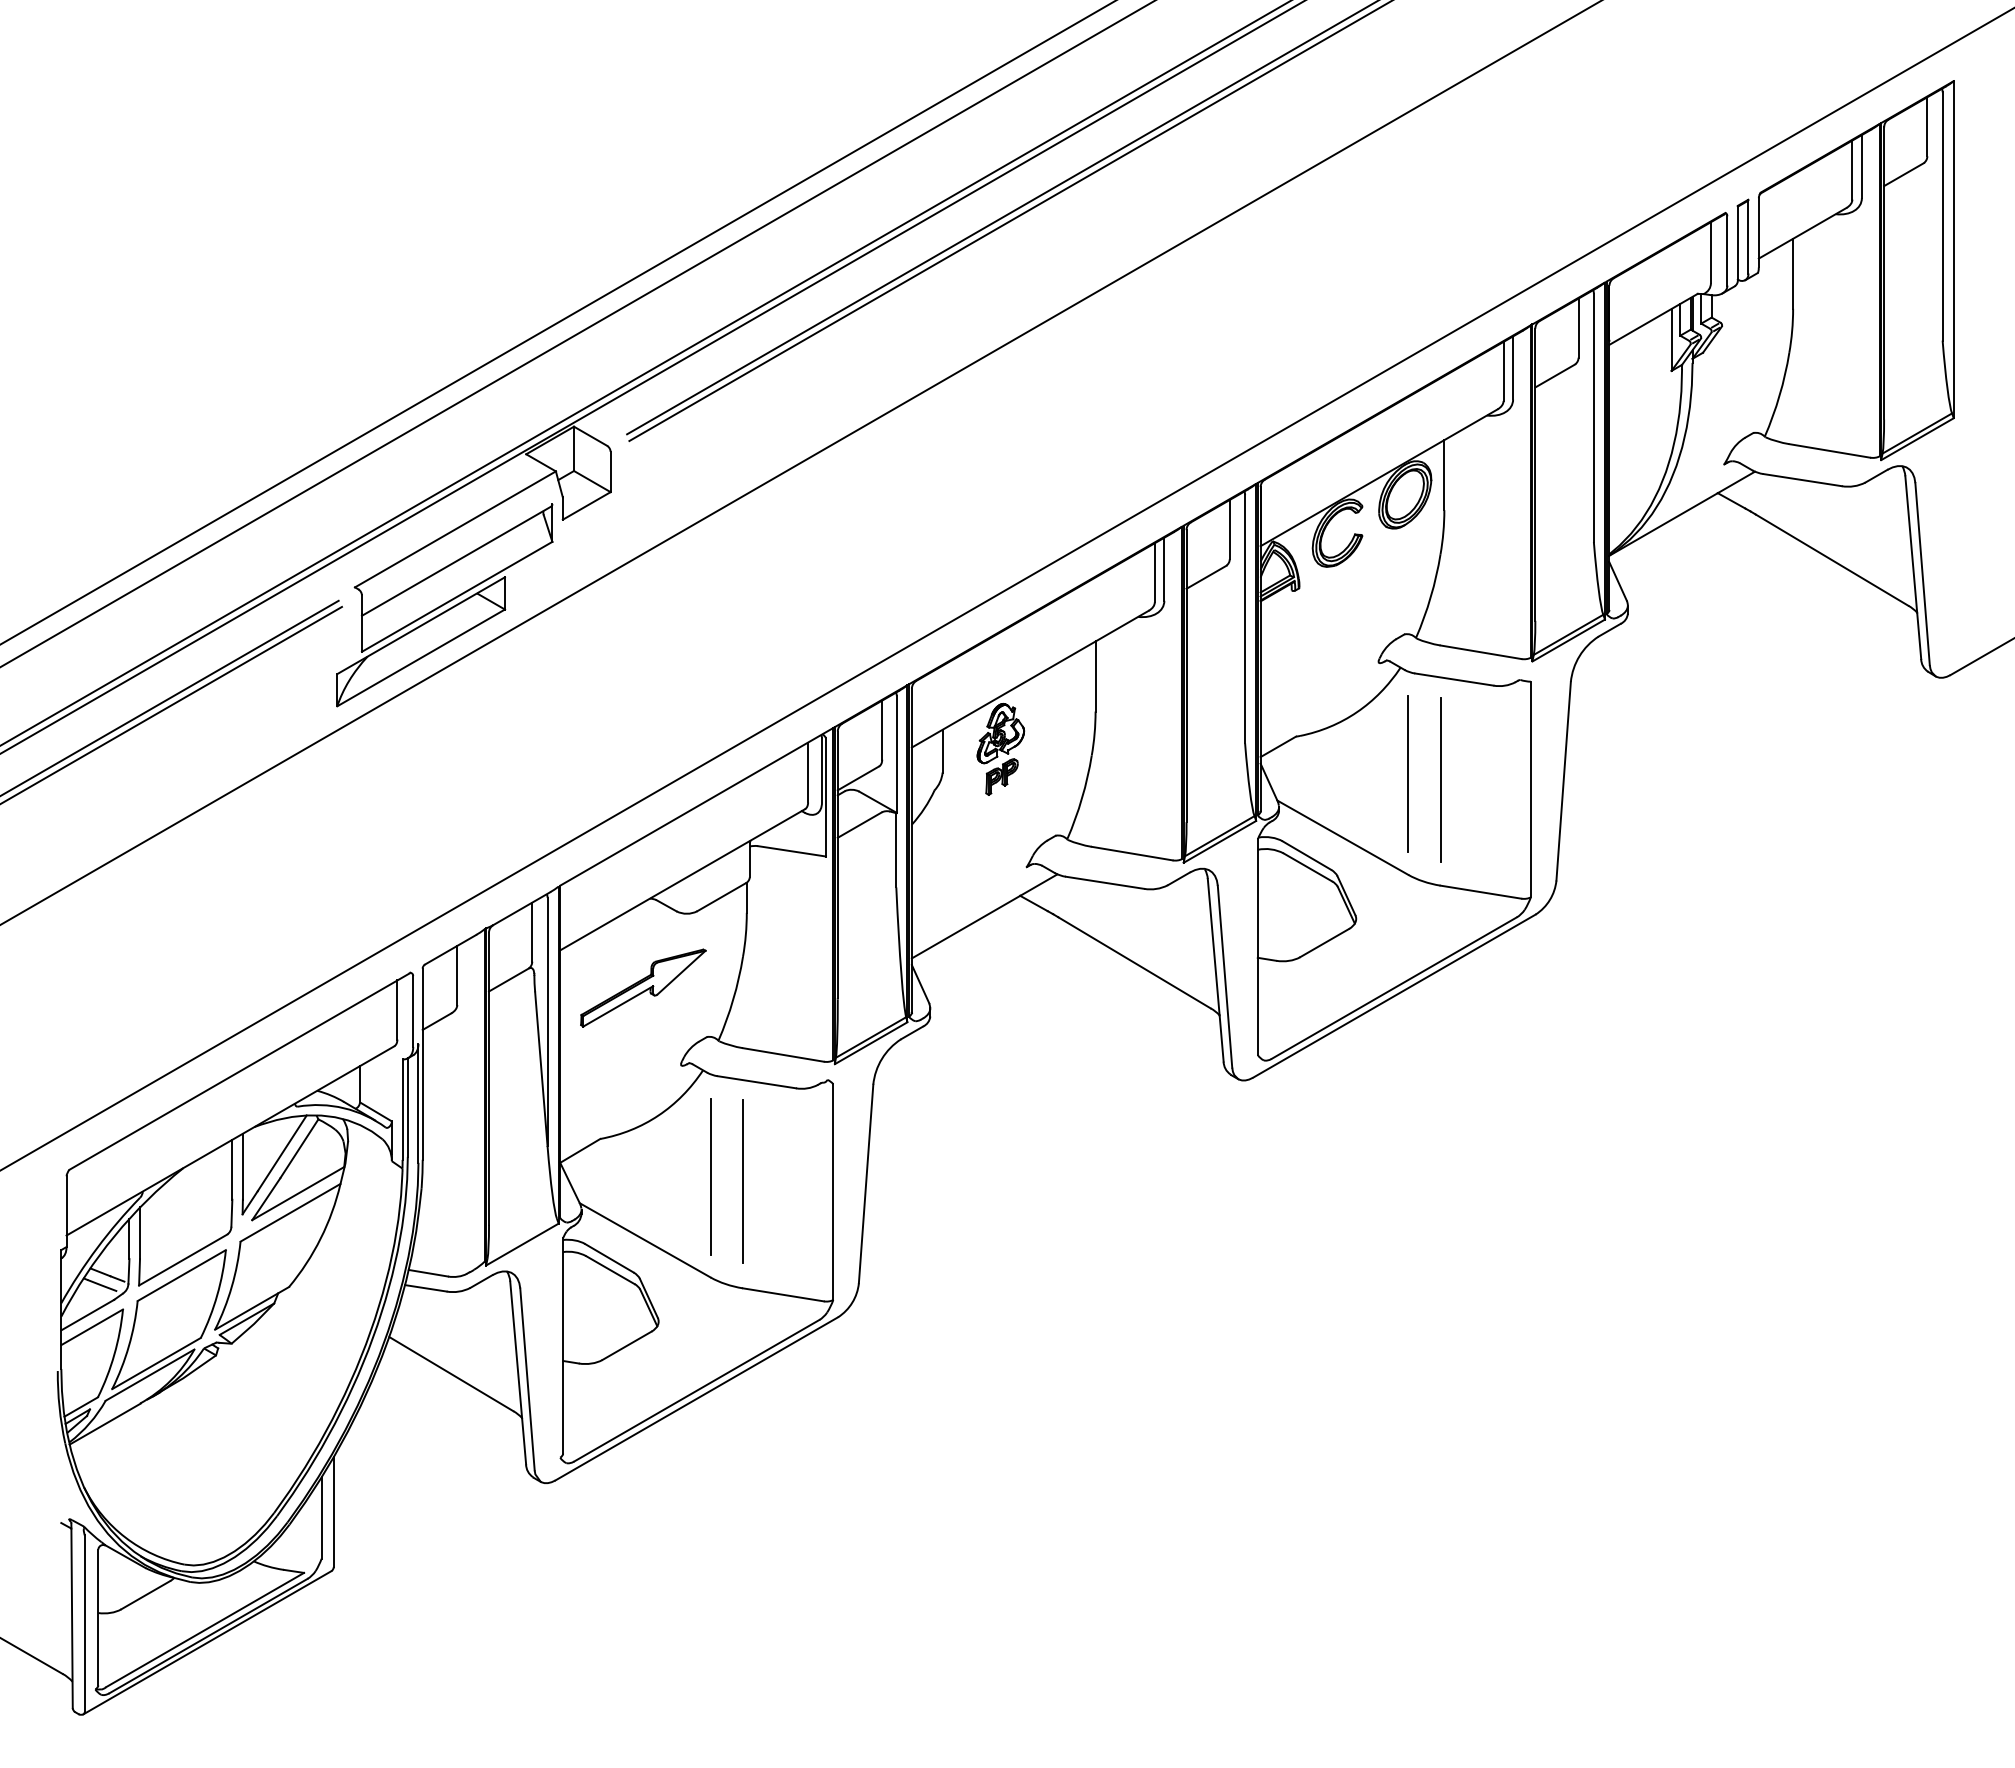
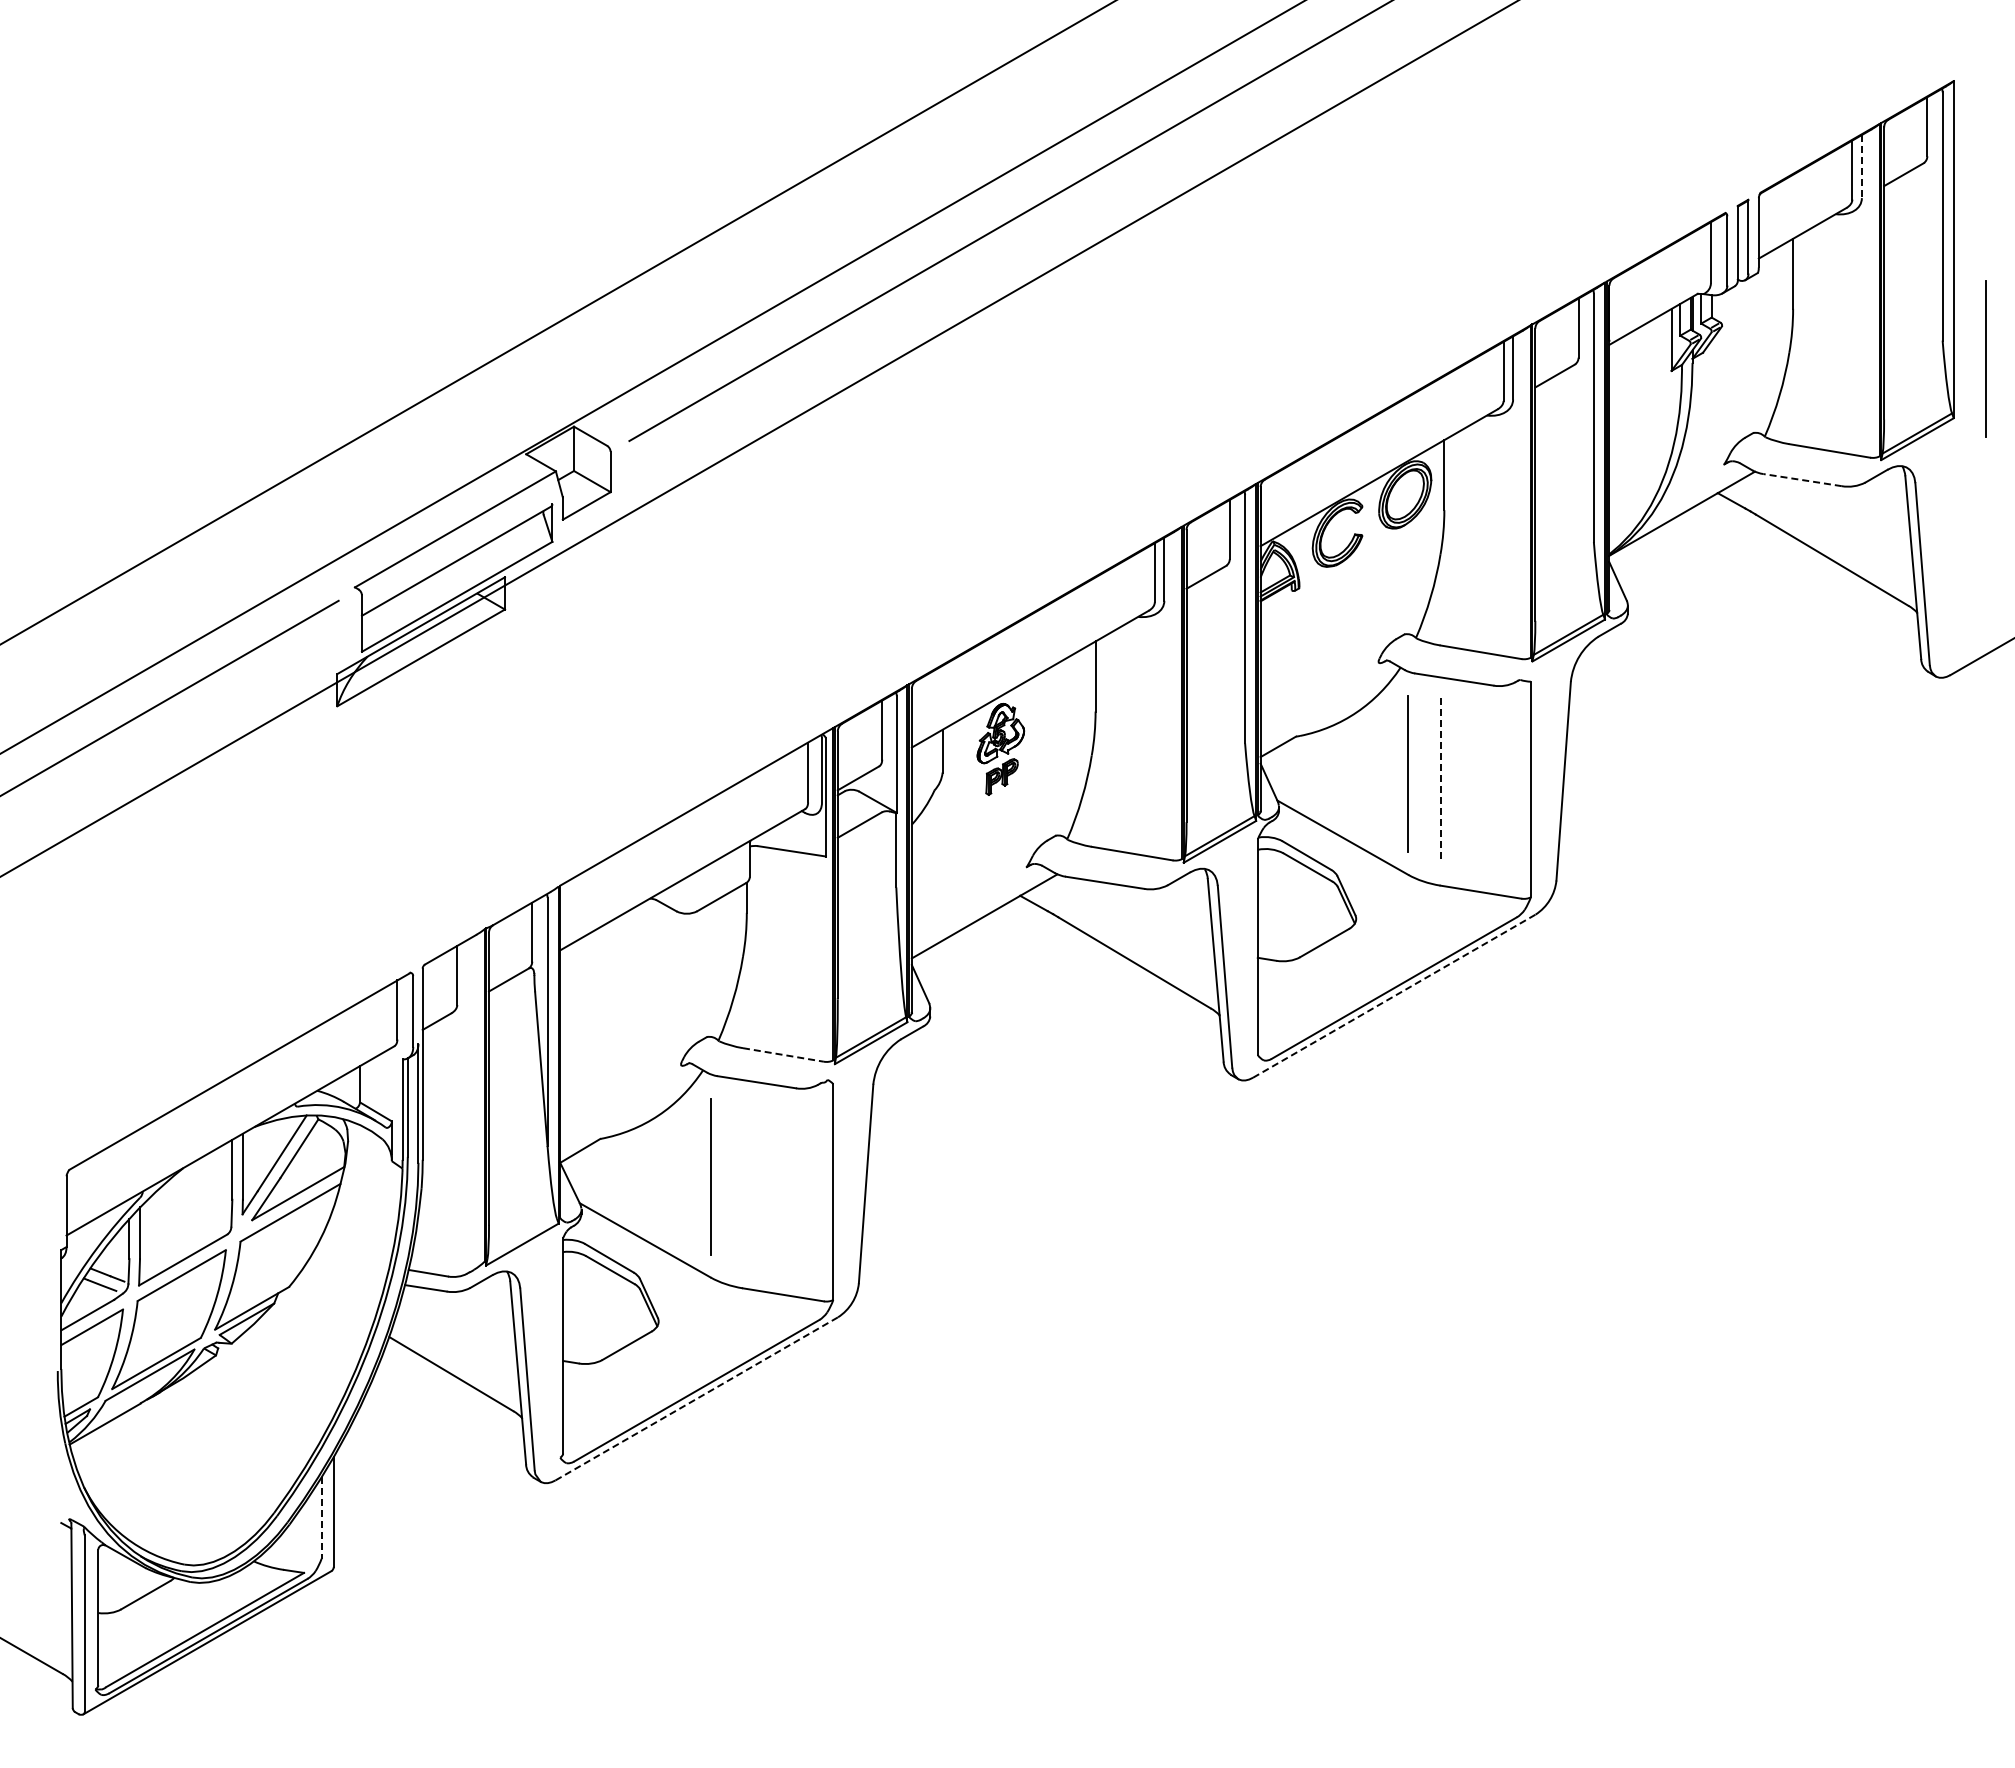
line: solid -> dashed (1861, 166)
line: present -> none (1001, 218)
line: present -> none (577, 334)
line: none -> present (1985, 358)
line: present -> none (645, 373)
line position: (800, 462) -> (758, 438) (758, 438)
line: solid -> dashed (1802, 480)
line: present -> none (1006, 589)
line: present -> none (171, 704)
line: solid -> dashed (1440, 780)
part: present -> none (643, 987)
line: solid -> dashed (1394, 995)
line: solid -> dashed (783, 1054)
line: present -> none (742, 1181)
line: solid -> dashed (697, 1398)
line: solid -> dashed (321, 1518)
